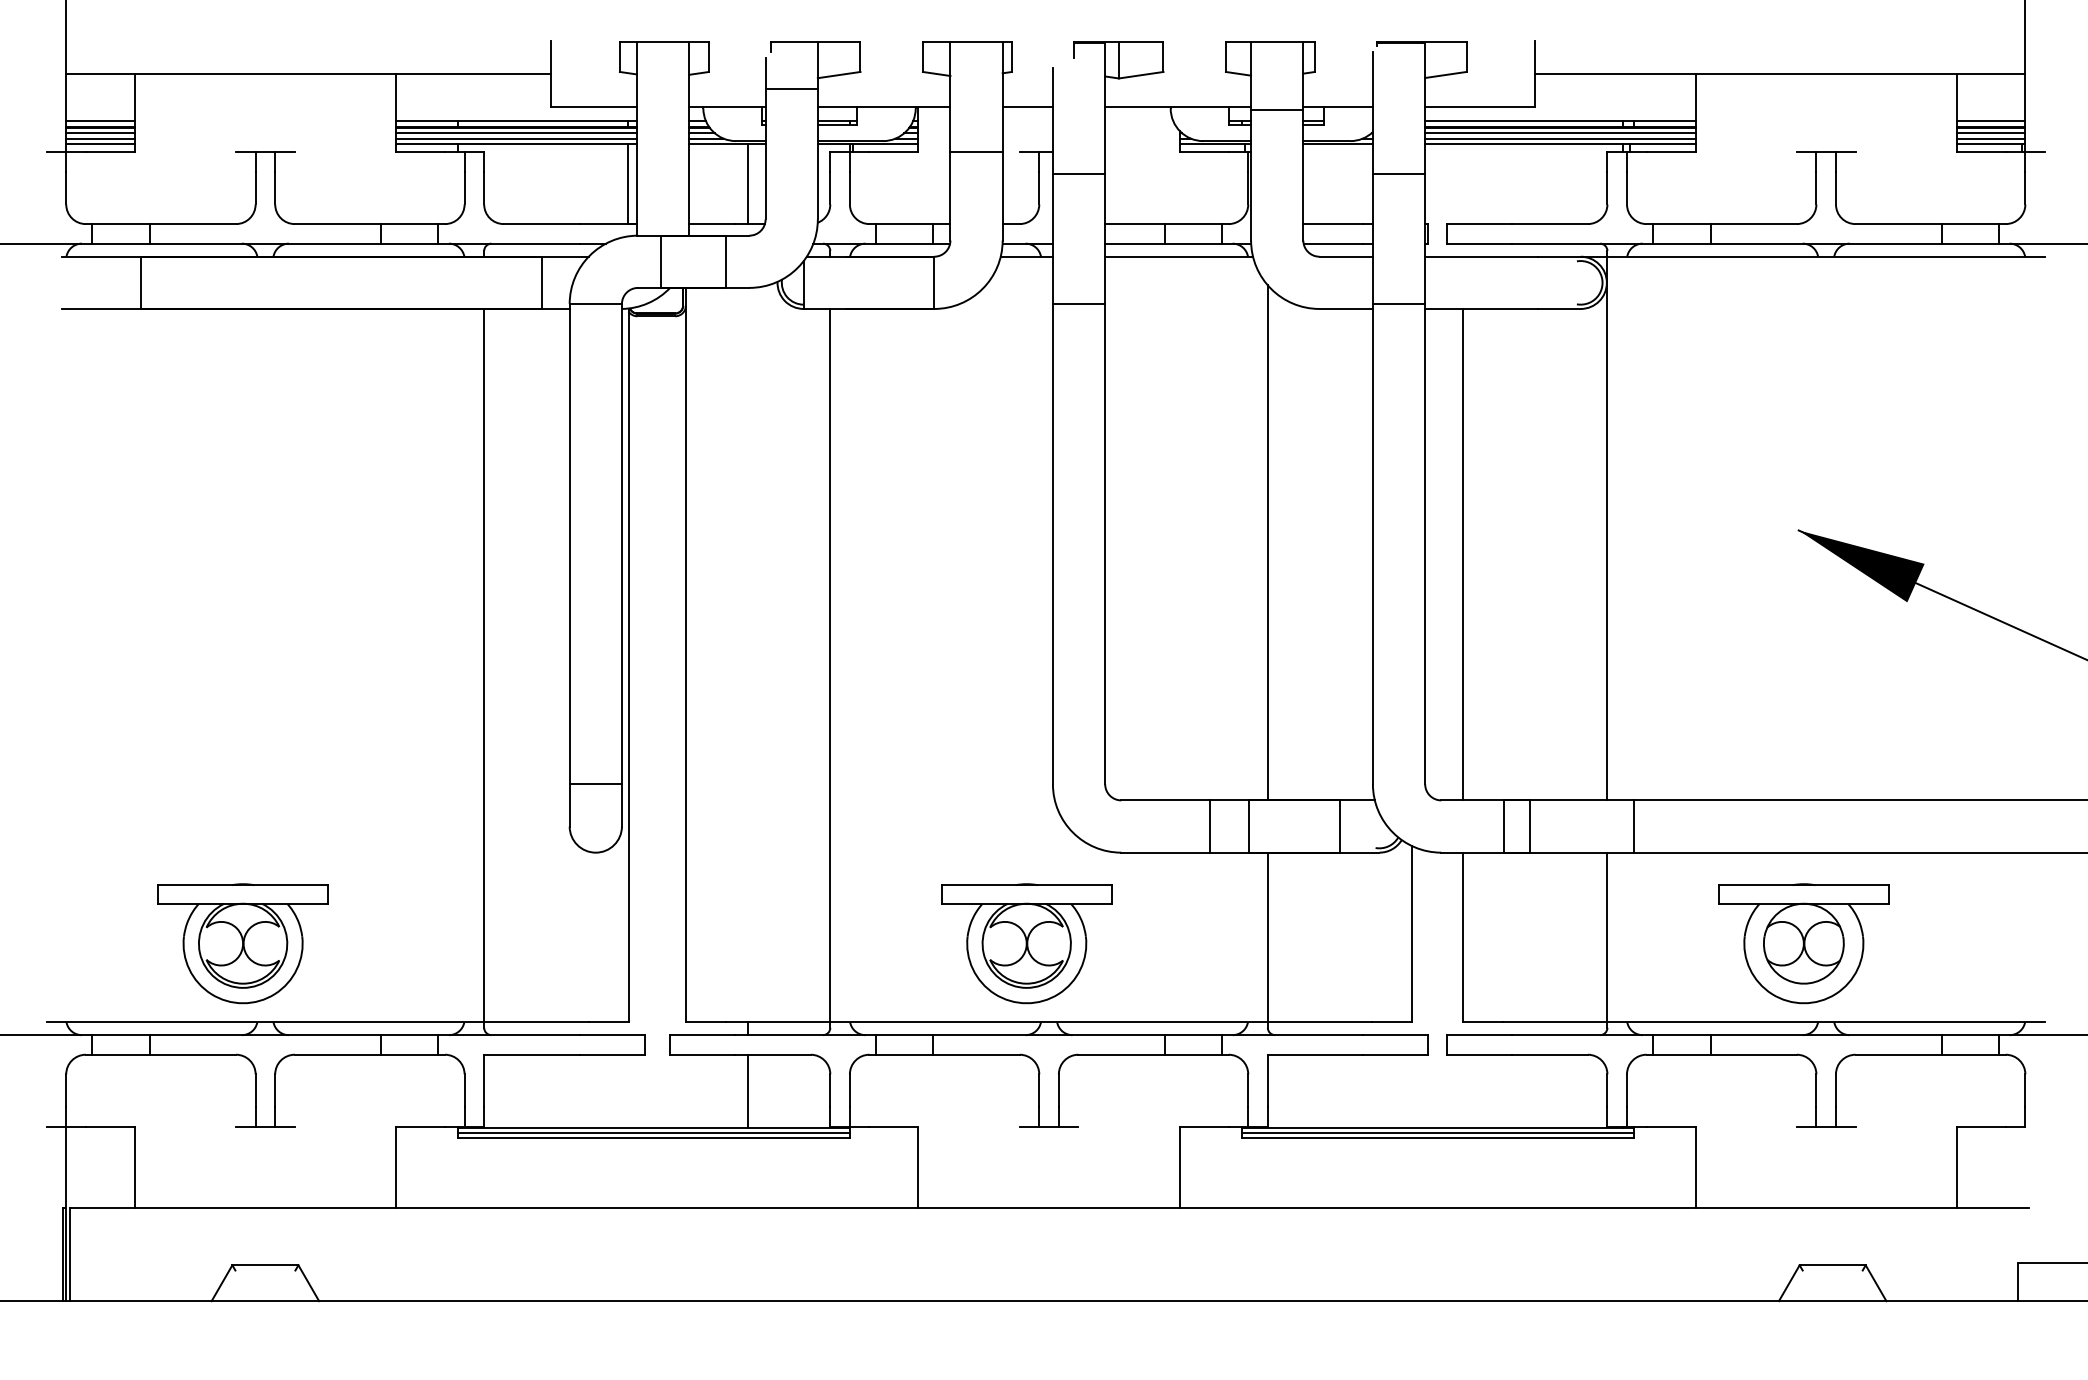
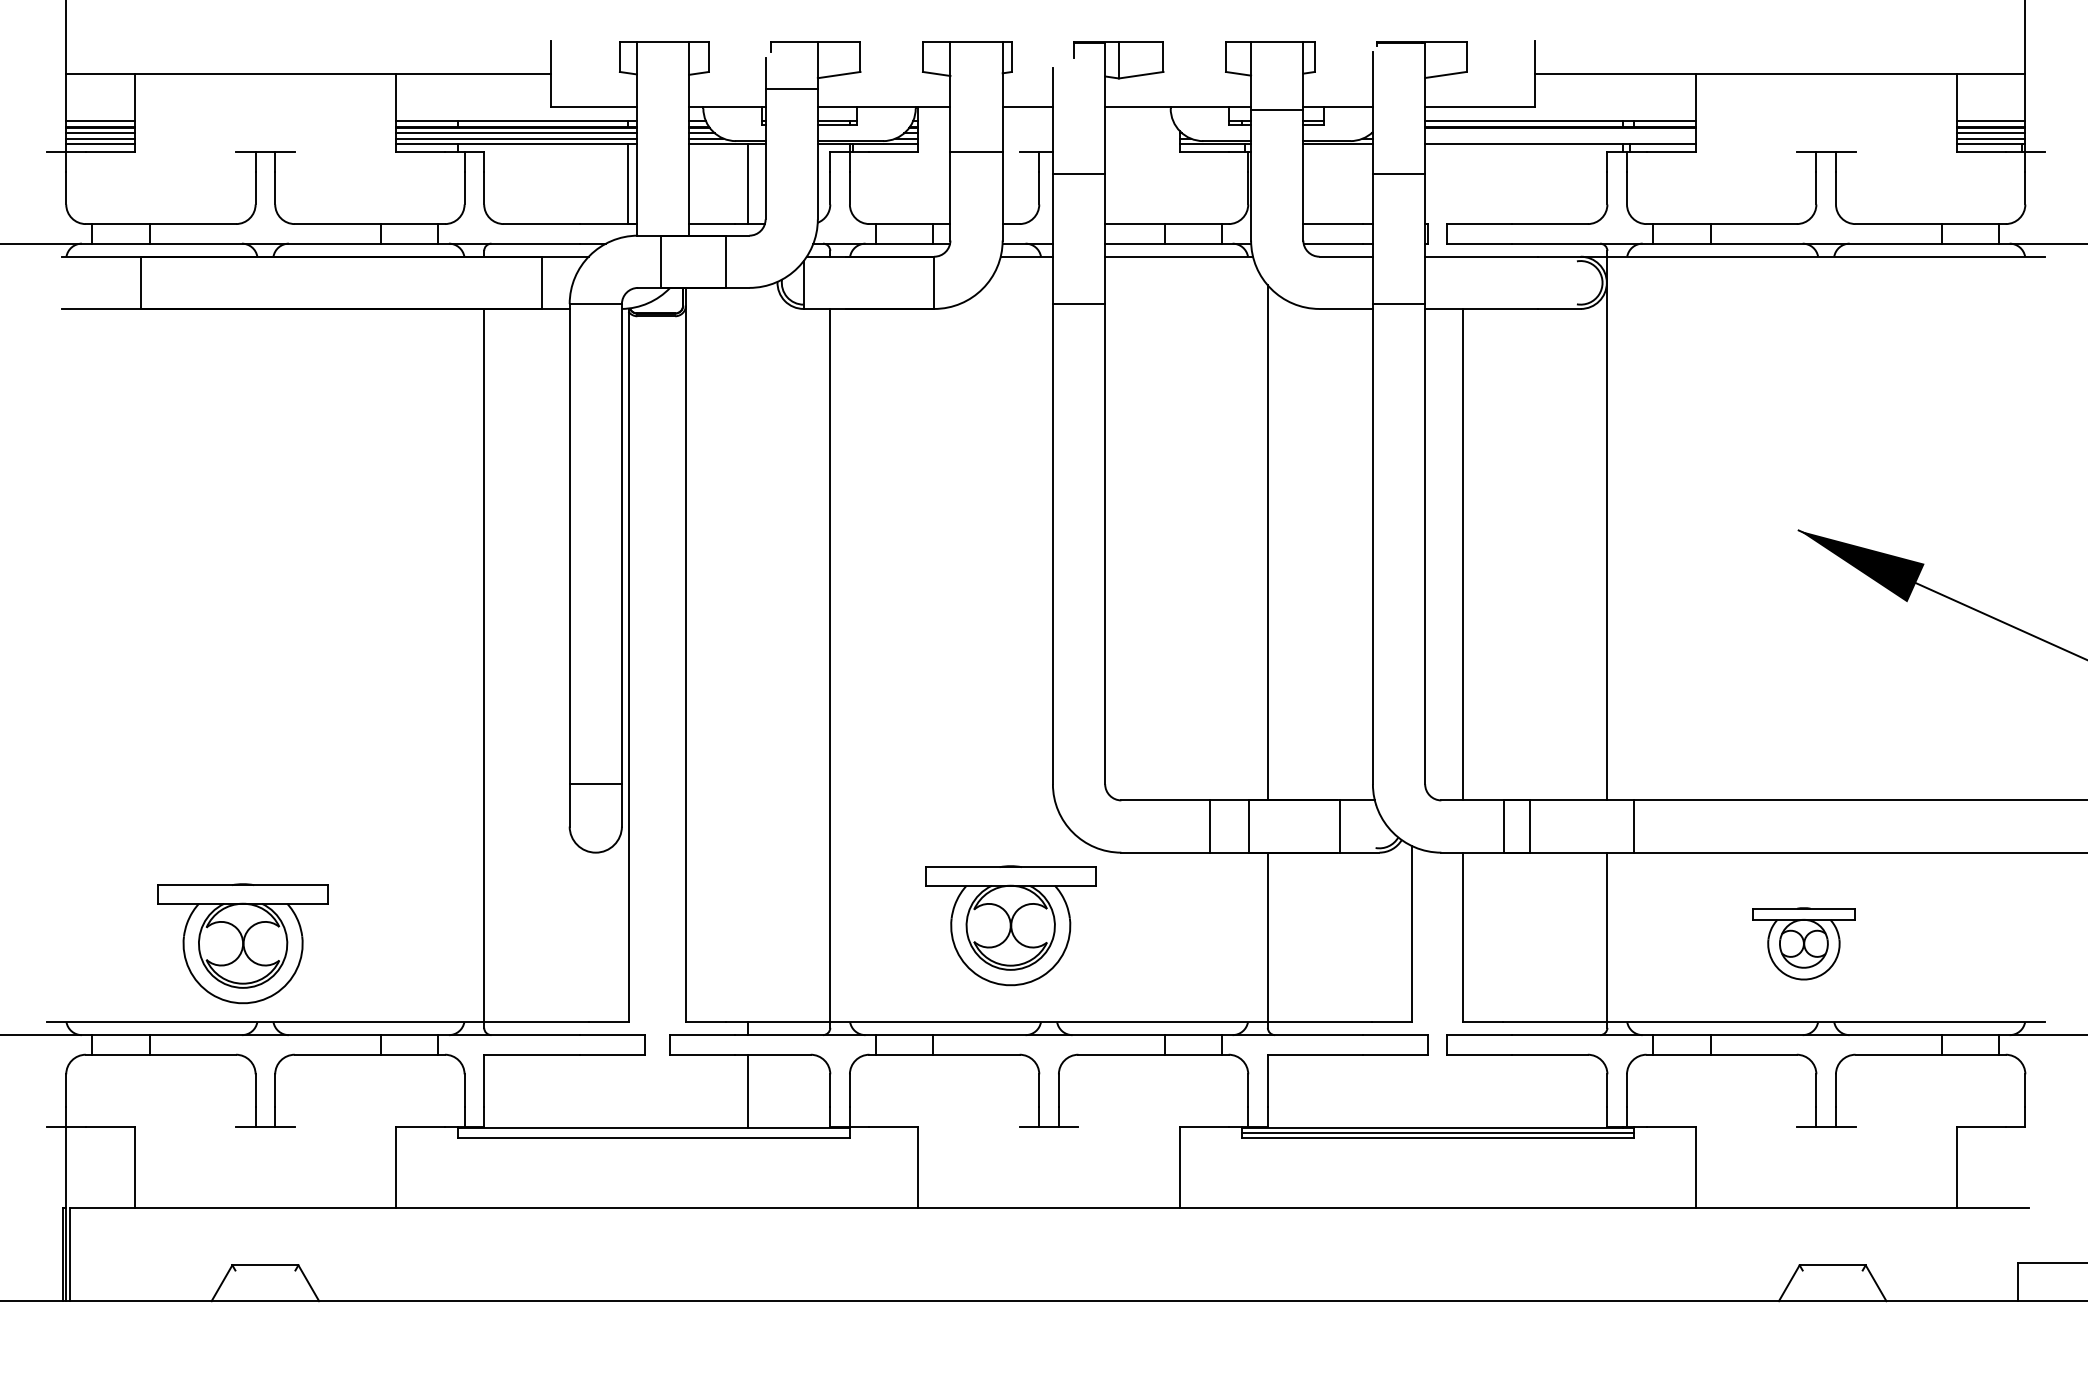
line: present -> none (1560, 133)
line: present -> none (1560, 138)
part position: (1026, 943) -> (1010, 925) (1010, 925)
part size: 172x122 px -> 104x74 px (1803, 943)
line: present -> none (653, 1133)
